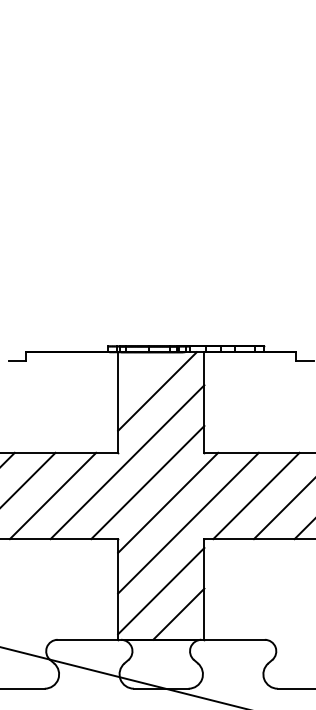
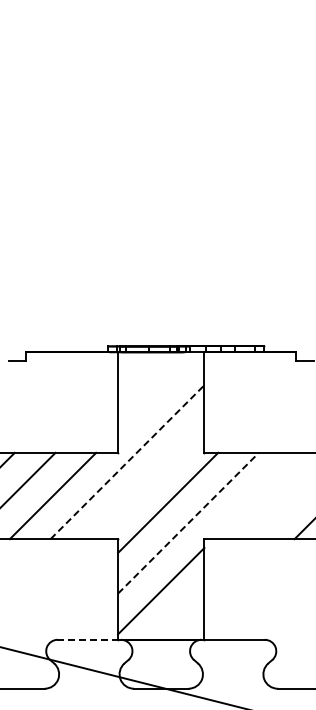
line: present -> none (157, 391)
line: solid -> dashed (127, 462)
line: present -> none (147, 482)
line: present -> none (256, 495)
line: present -> none (282, 509)
line: solid -> dashed (188, 523)
line: present -> none (178, 613)
line: solid -> dashed (87, 639)
